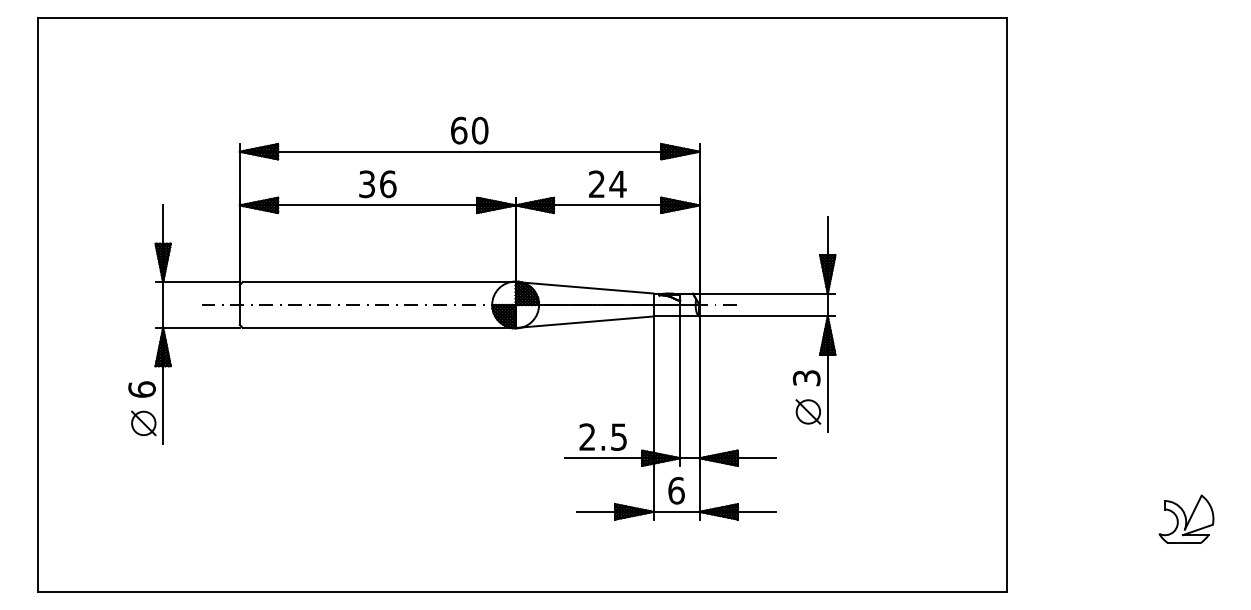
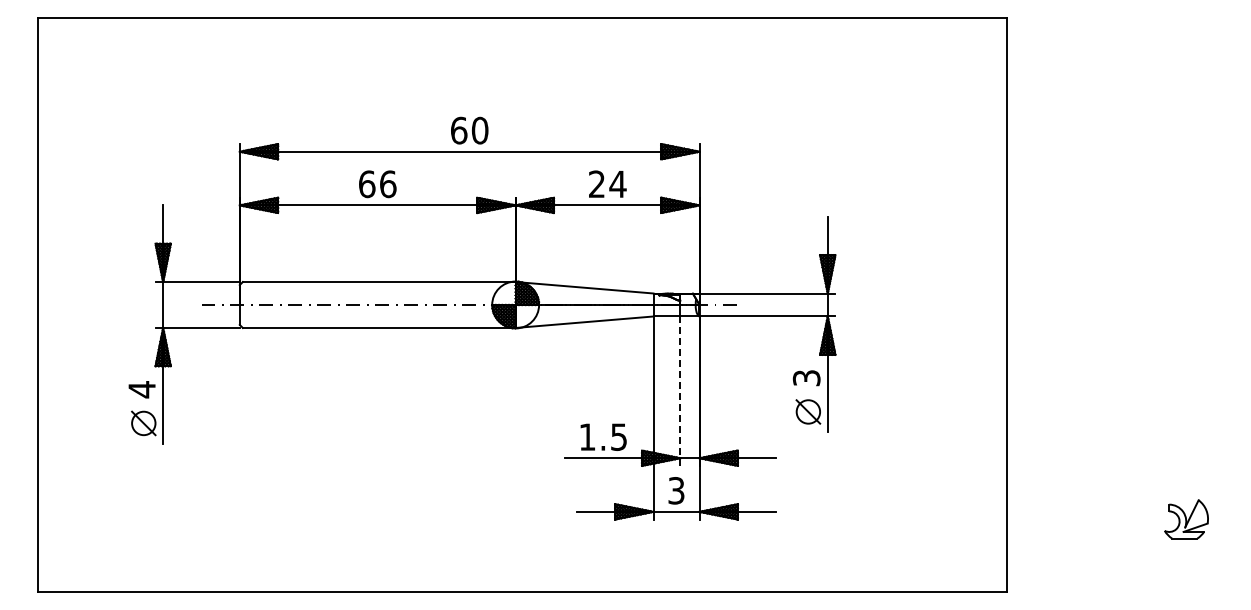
text: 36 -> 66 (367, 184)
text: 6 -> 4 (141, 389)
line: solid -> dashed (680, 391)
text: 2.5 -> 1.5 (587, 436)
text: 6 -> 3 (676, 490)
part size: 57x50 px -> 45x41 px (1186, 519)
